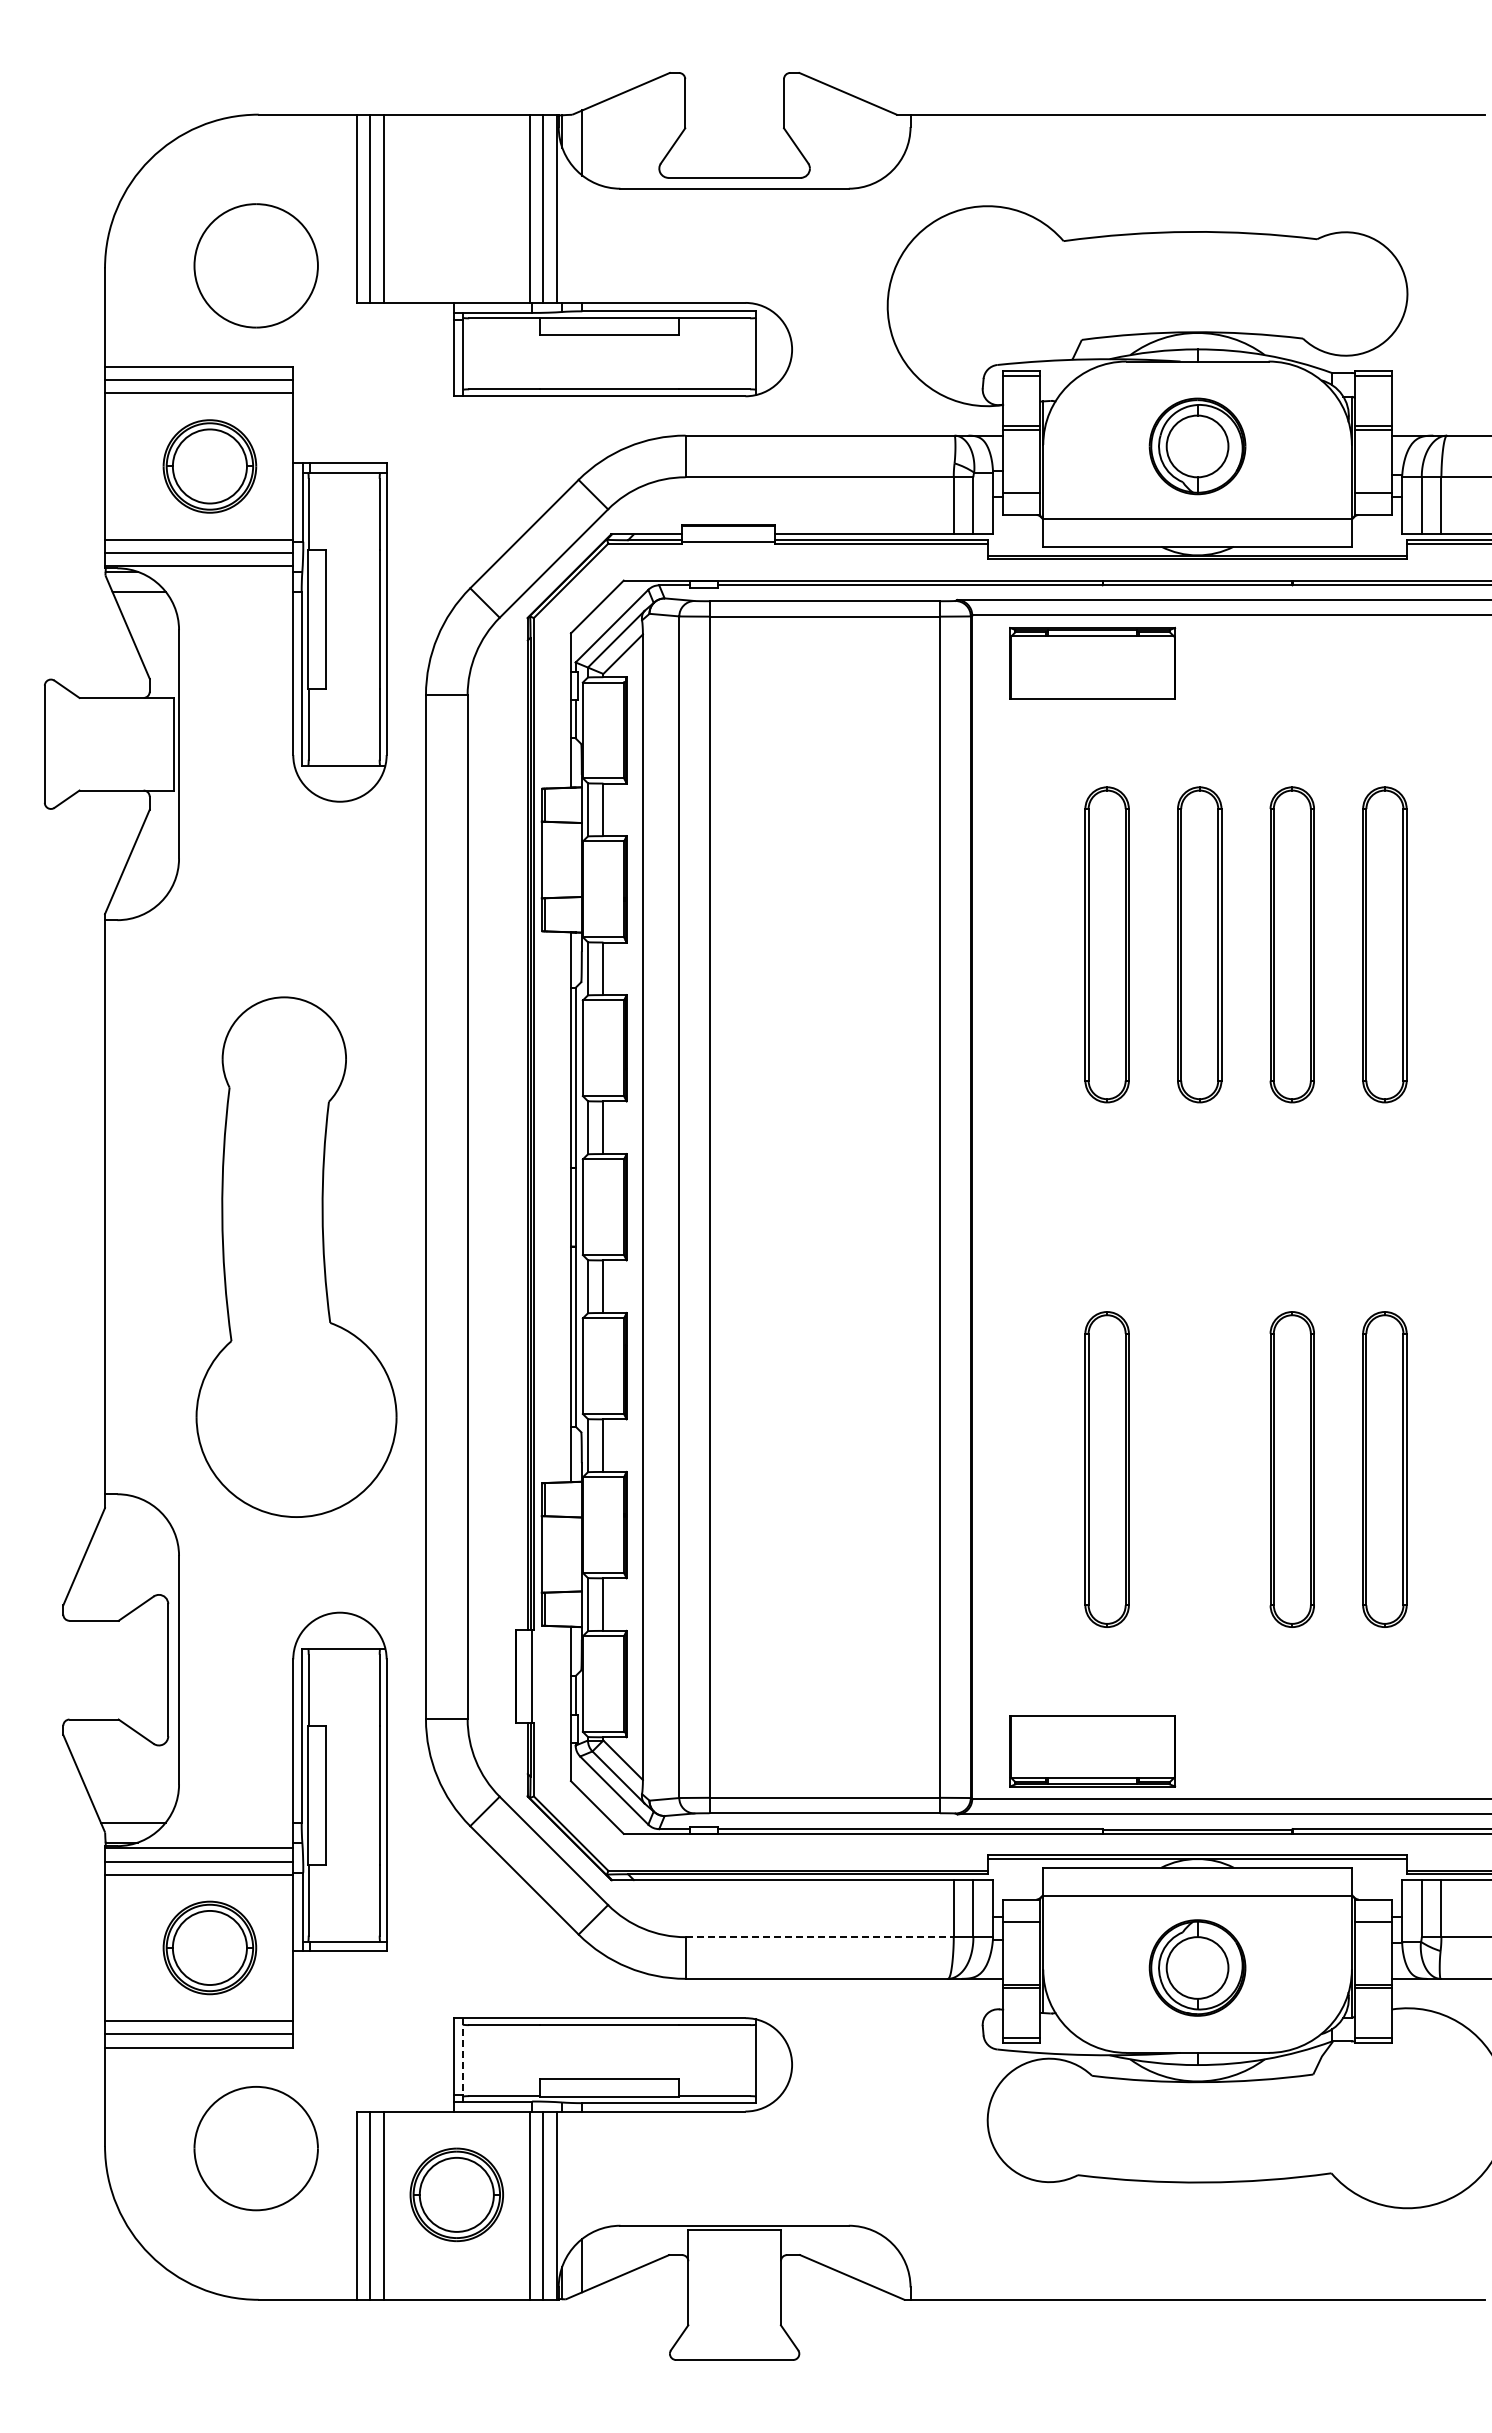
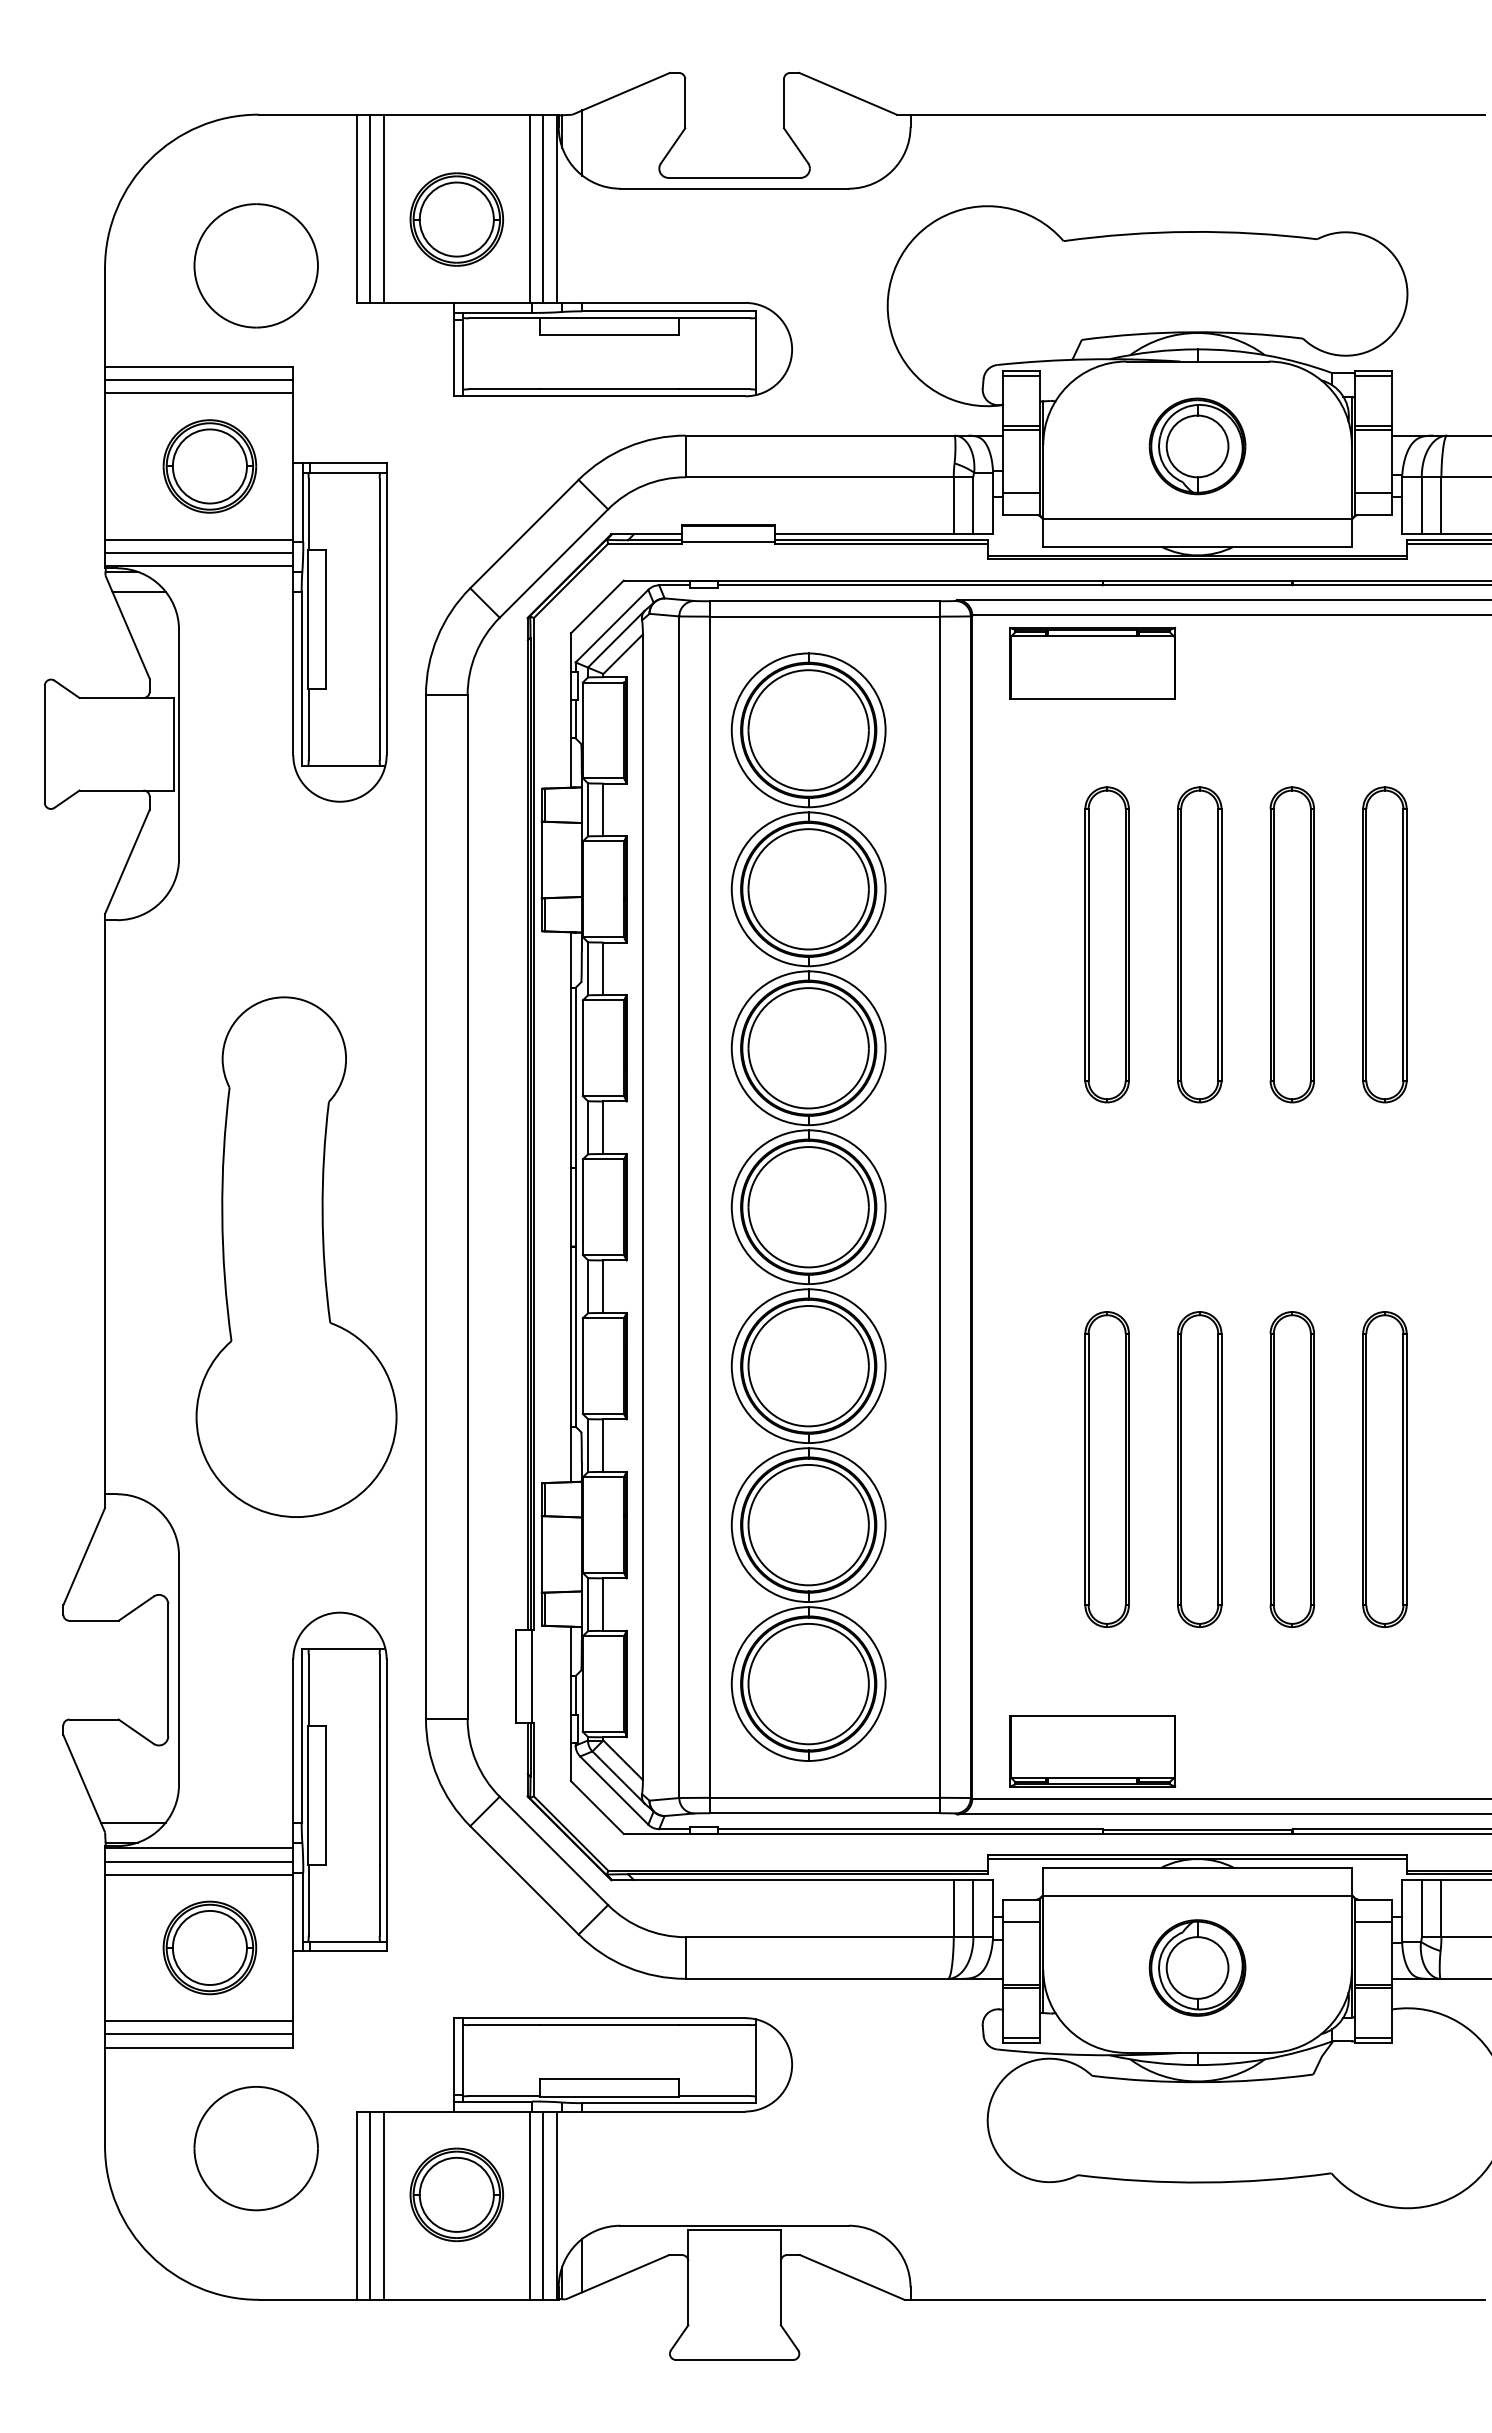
part: none -> present (456, 219)
part: none -> present (808, 1206)
part: none -> present (1199, 1469)
line: dashed -> solid (820, 1937)
line: dashed -> solid (463, 2056)
